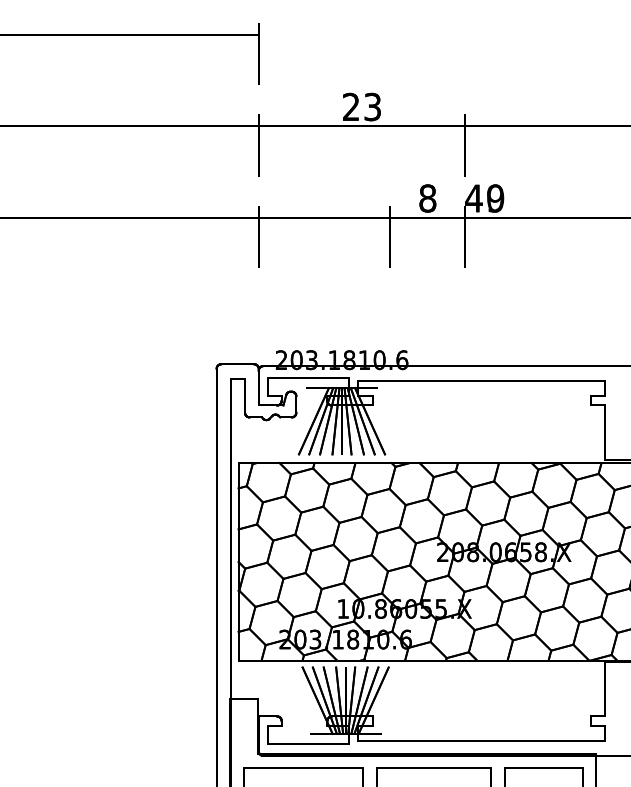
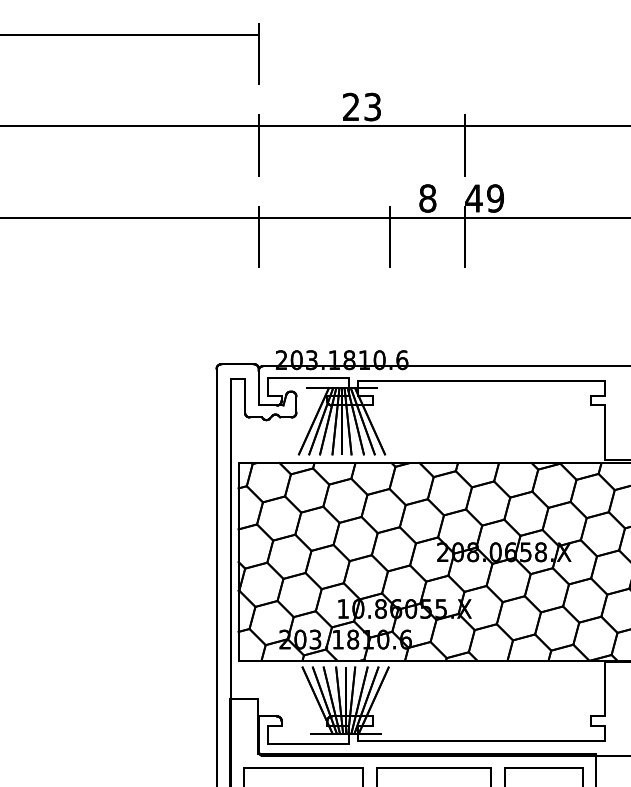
text: 40 -> 49 (495, 198)
